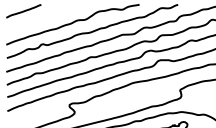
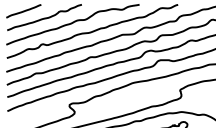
curve: none -> present (44, 17)
